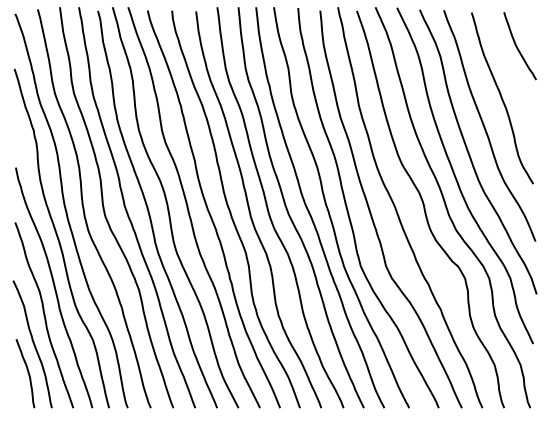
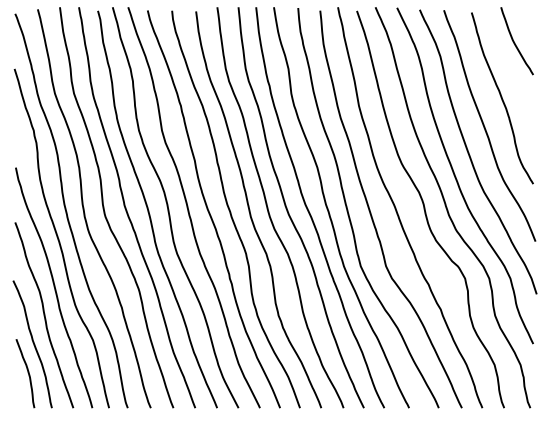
curve position: (518, 47) -> (515, 42) (515, 42)
